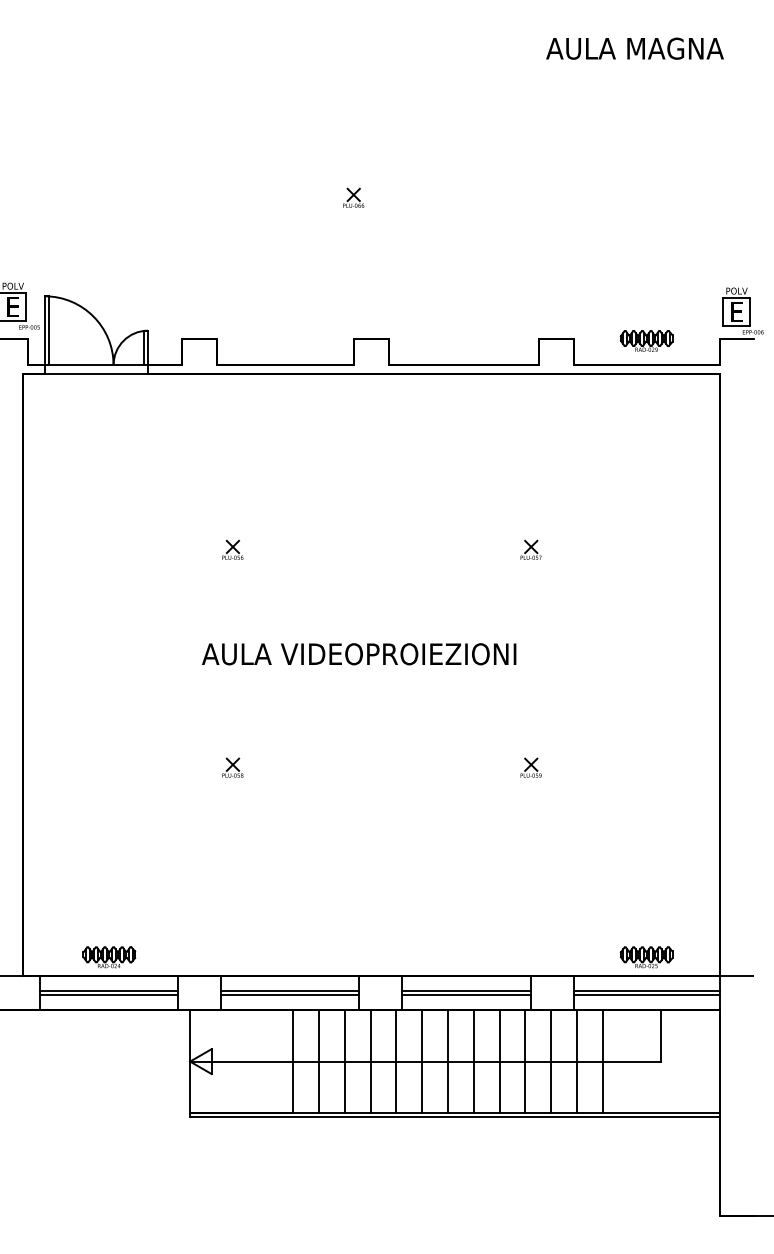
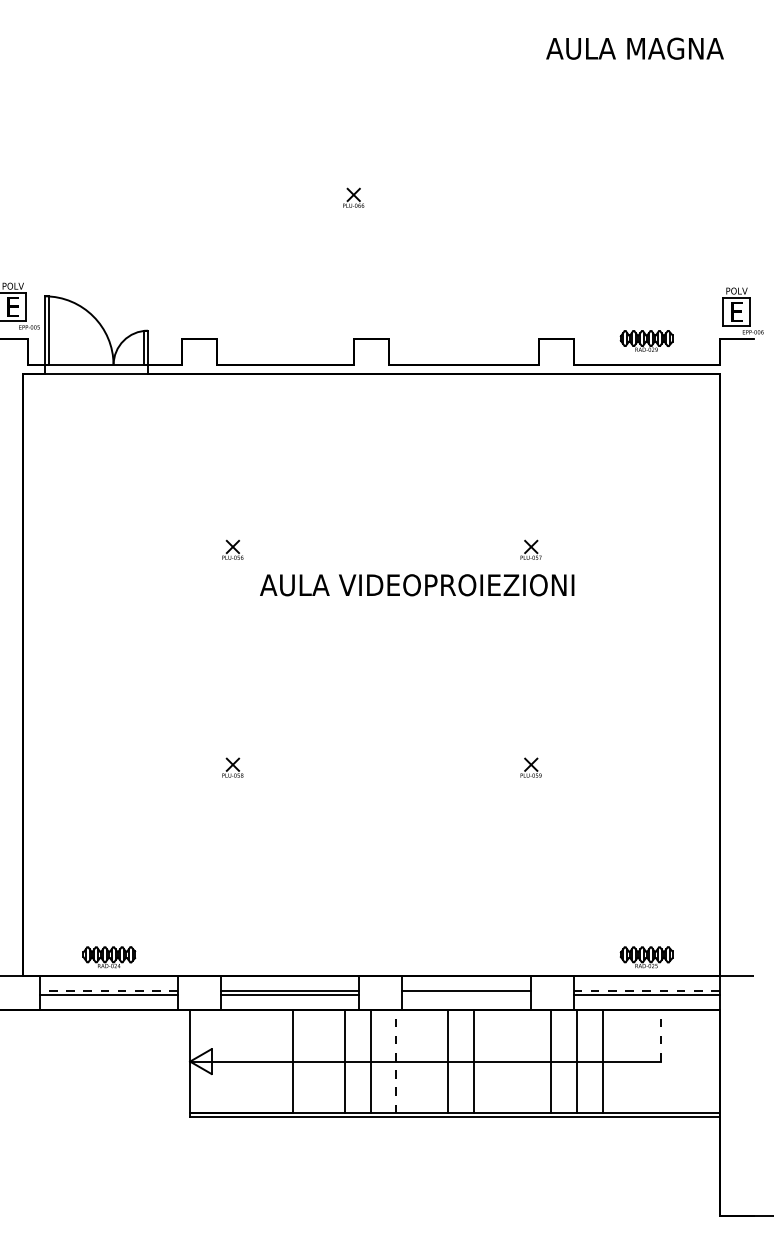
text position: (359, 654) -> (417, 585) (417, 585)
line: solid -> dashed (109, 990)
line: solid -> dashed (646, 990)
line: present -> none (465, 994)
line: solid -> dashed (660, 1035)
line: present -> none (319, 1061)
line: solid -> dashed (396, 1061)
line: present -> none (422, 1061)
line: present -> none (499, 1061)
line: present -> none (525, 1061)
